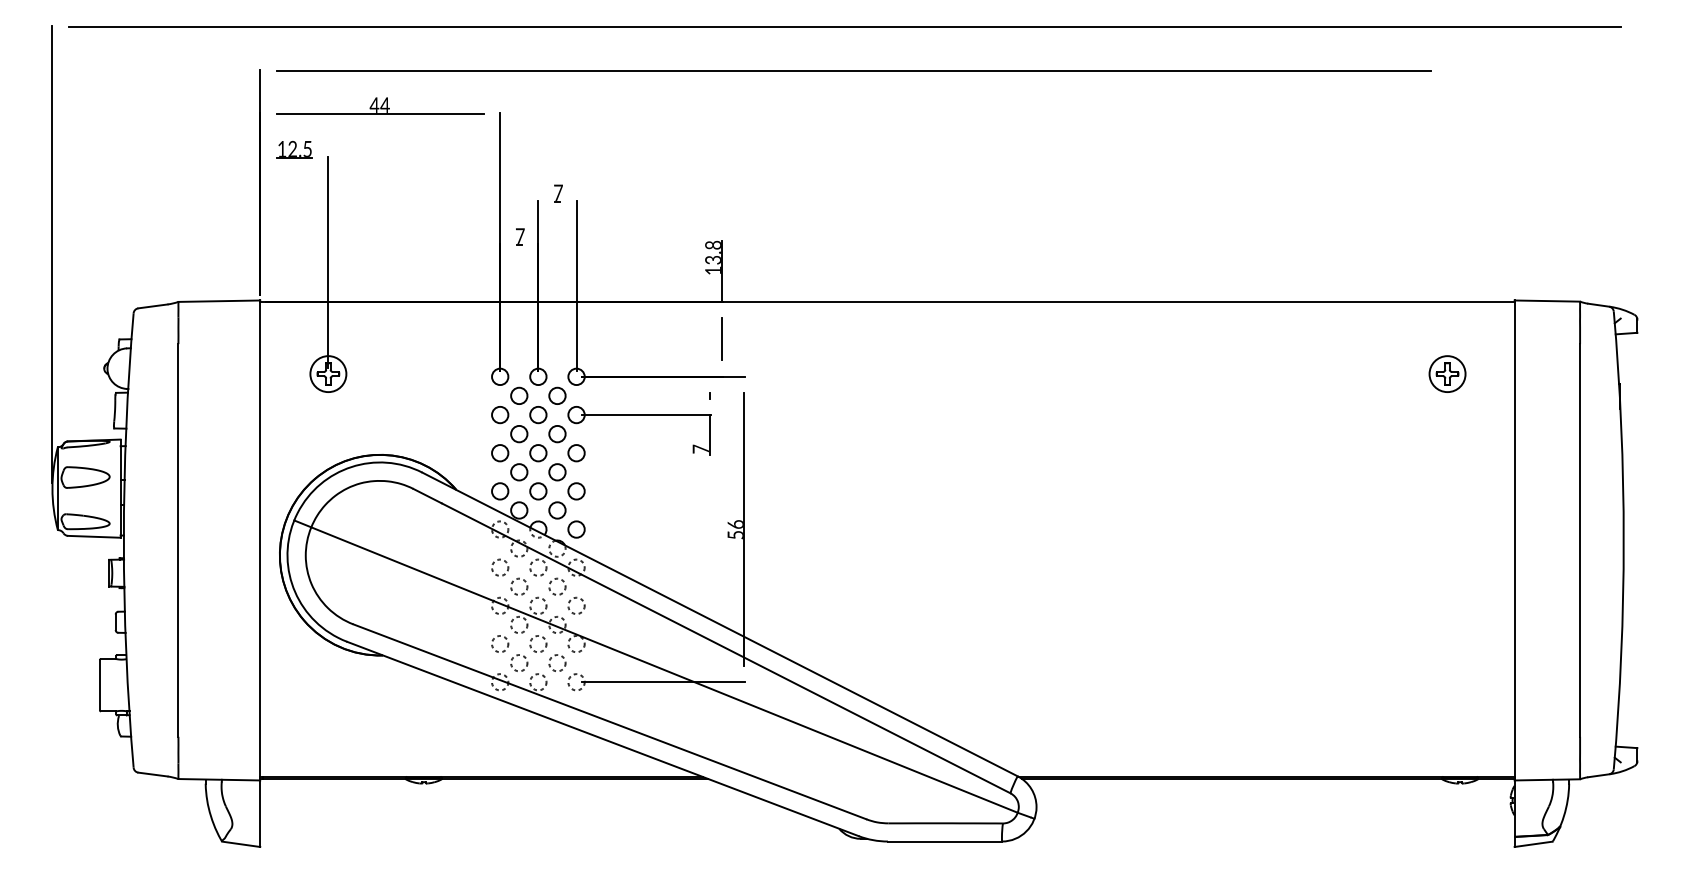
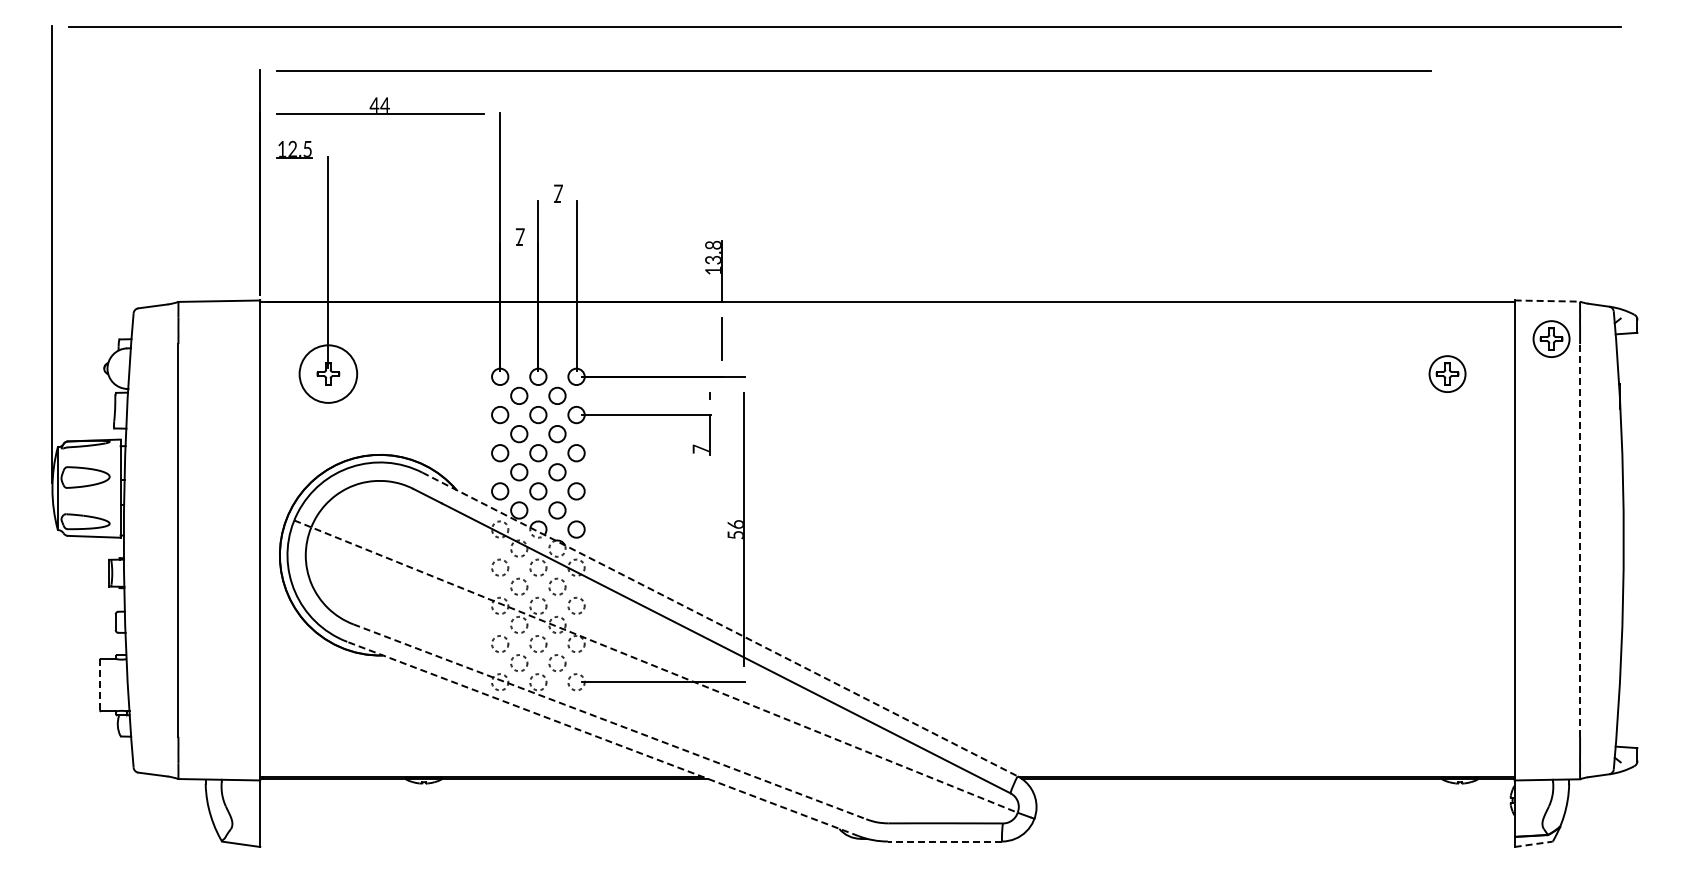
line: solid -> dashed (1547, 301)
part: none -> present (1551, 338)
circle diameter: 36 px -> 58 px (328, 373)
line: solid -> dashed (1580, 539)
line: solid -> dashed (720, 624)
line: solid -> dashed (656, 666)
line: solid -> dashed (99, 684)
line: solid -> dashed (610, 721)
line: solid -> dashed (603, 739)
line: solid -> dashed (944, 841)
line: solid -> dashed (1534, 844)
